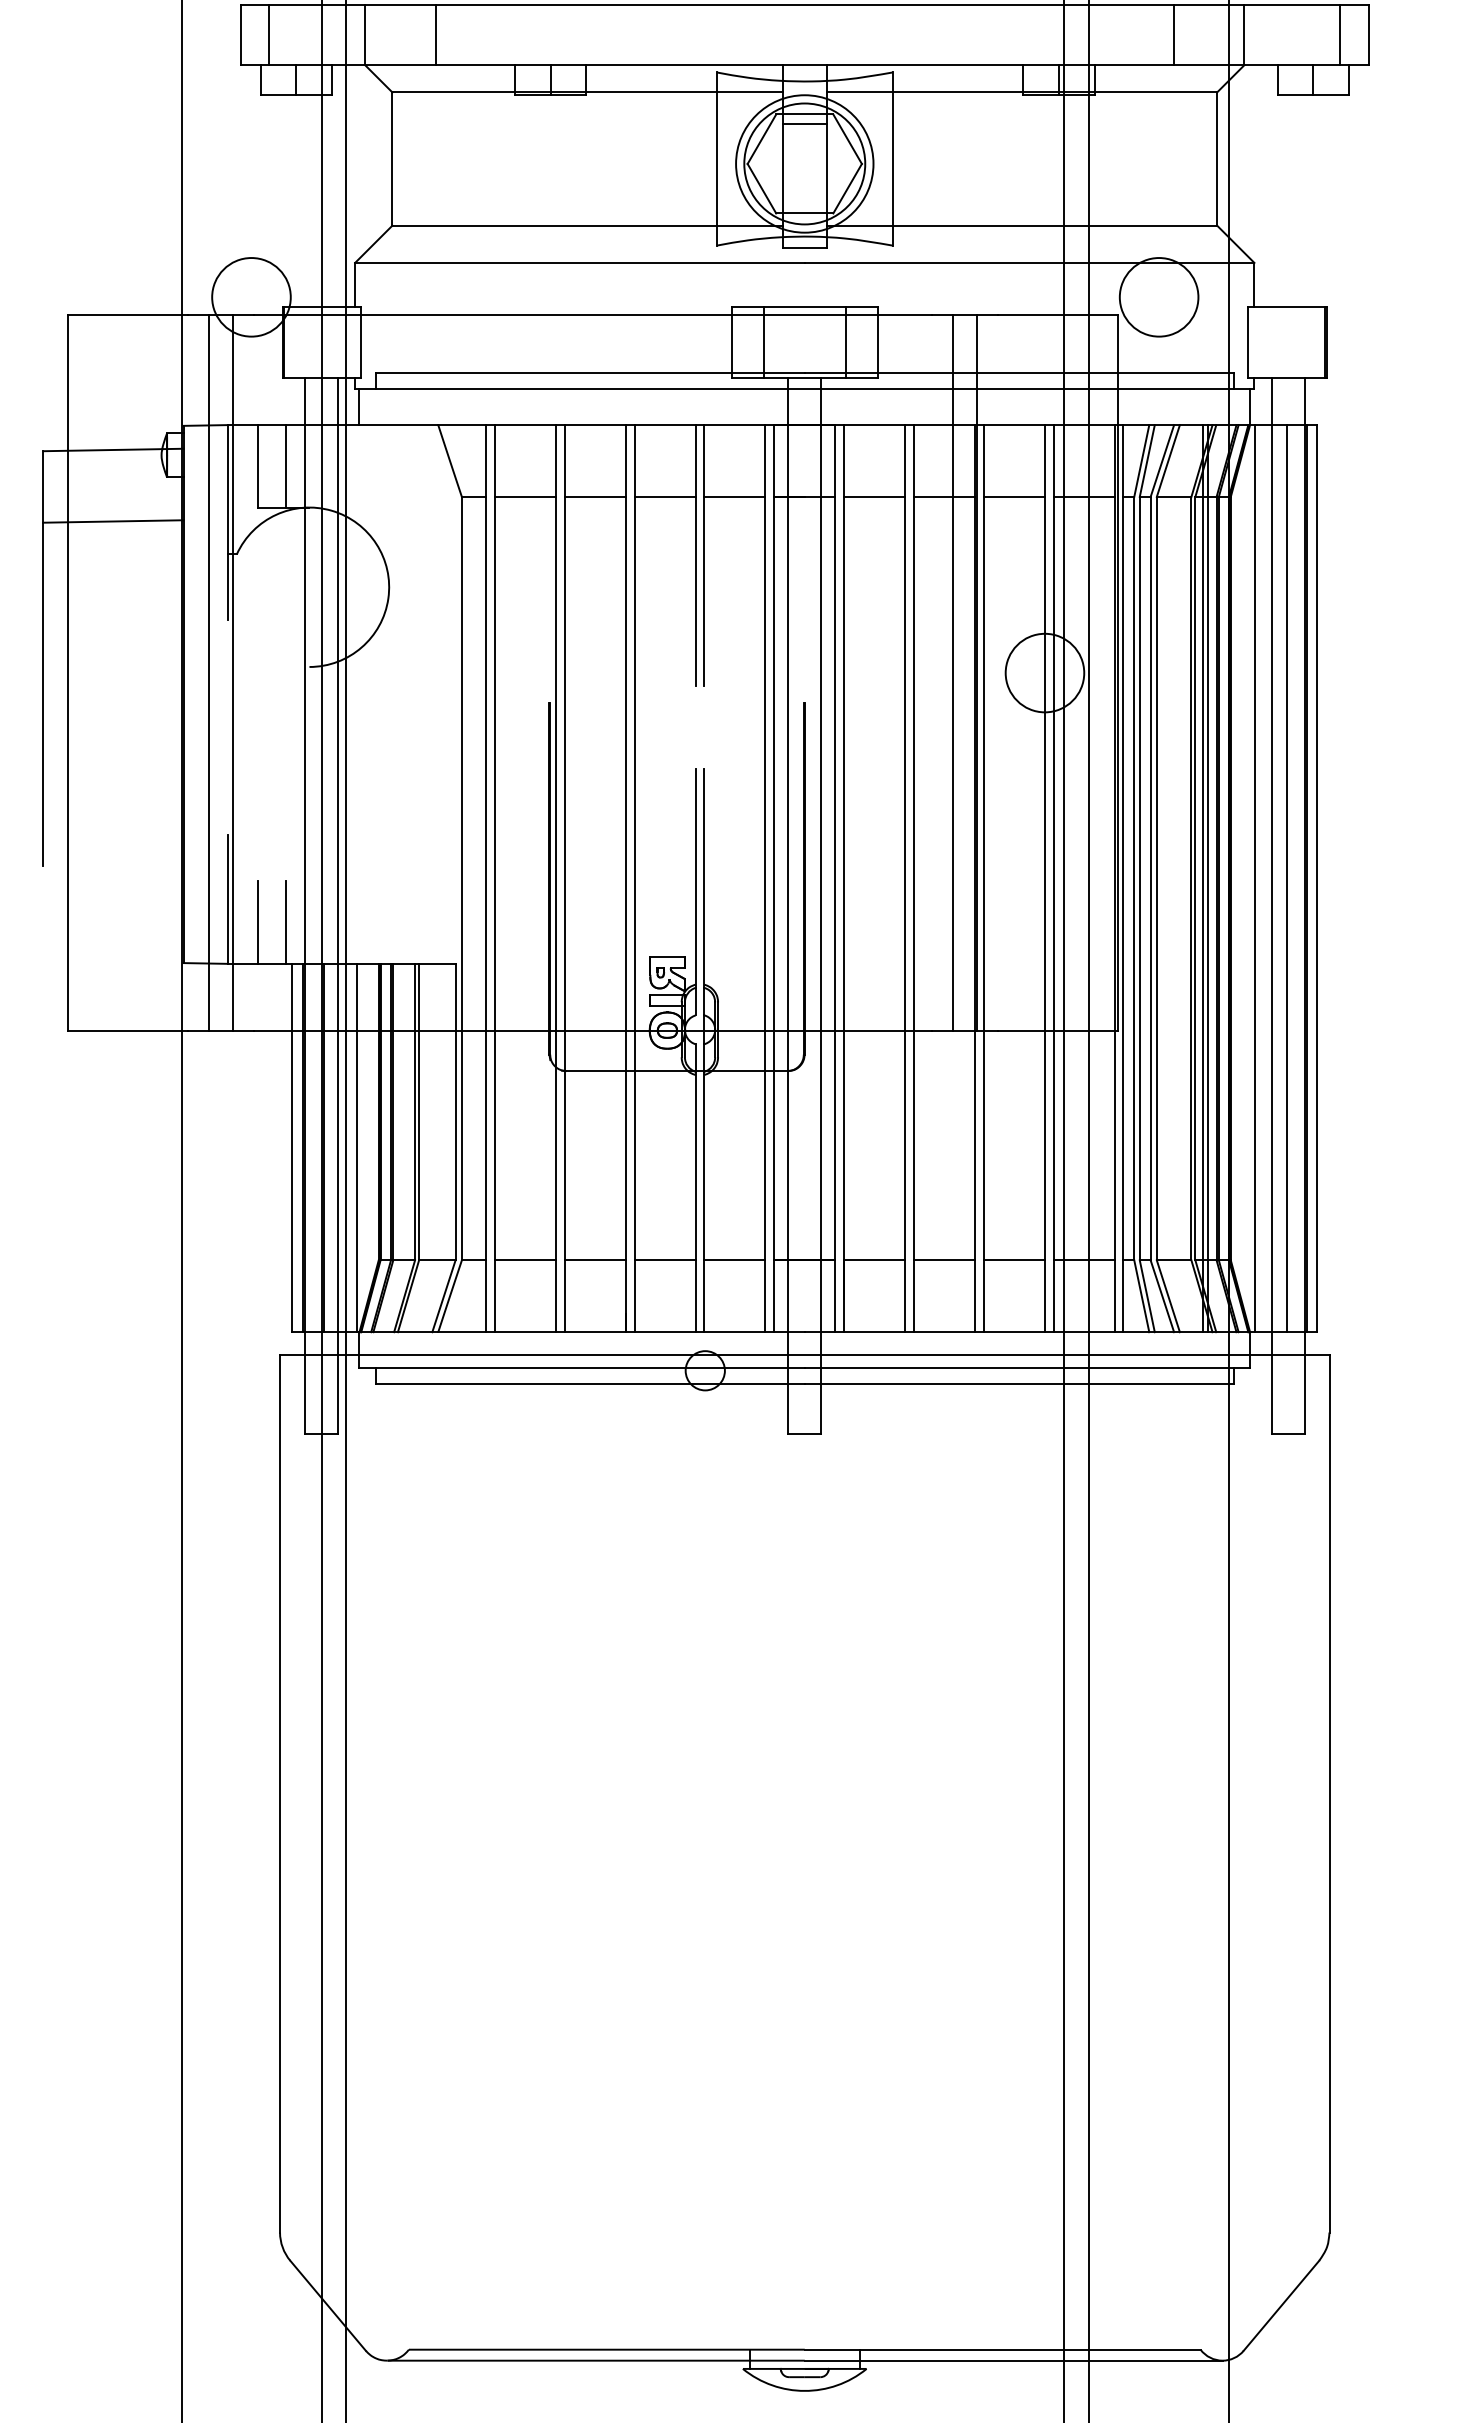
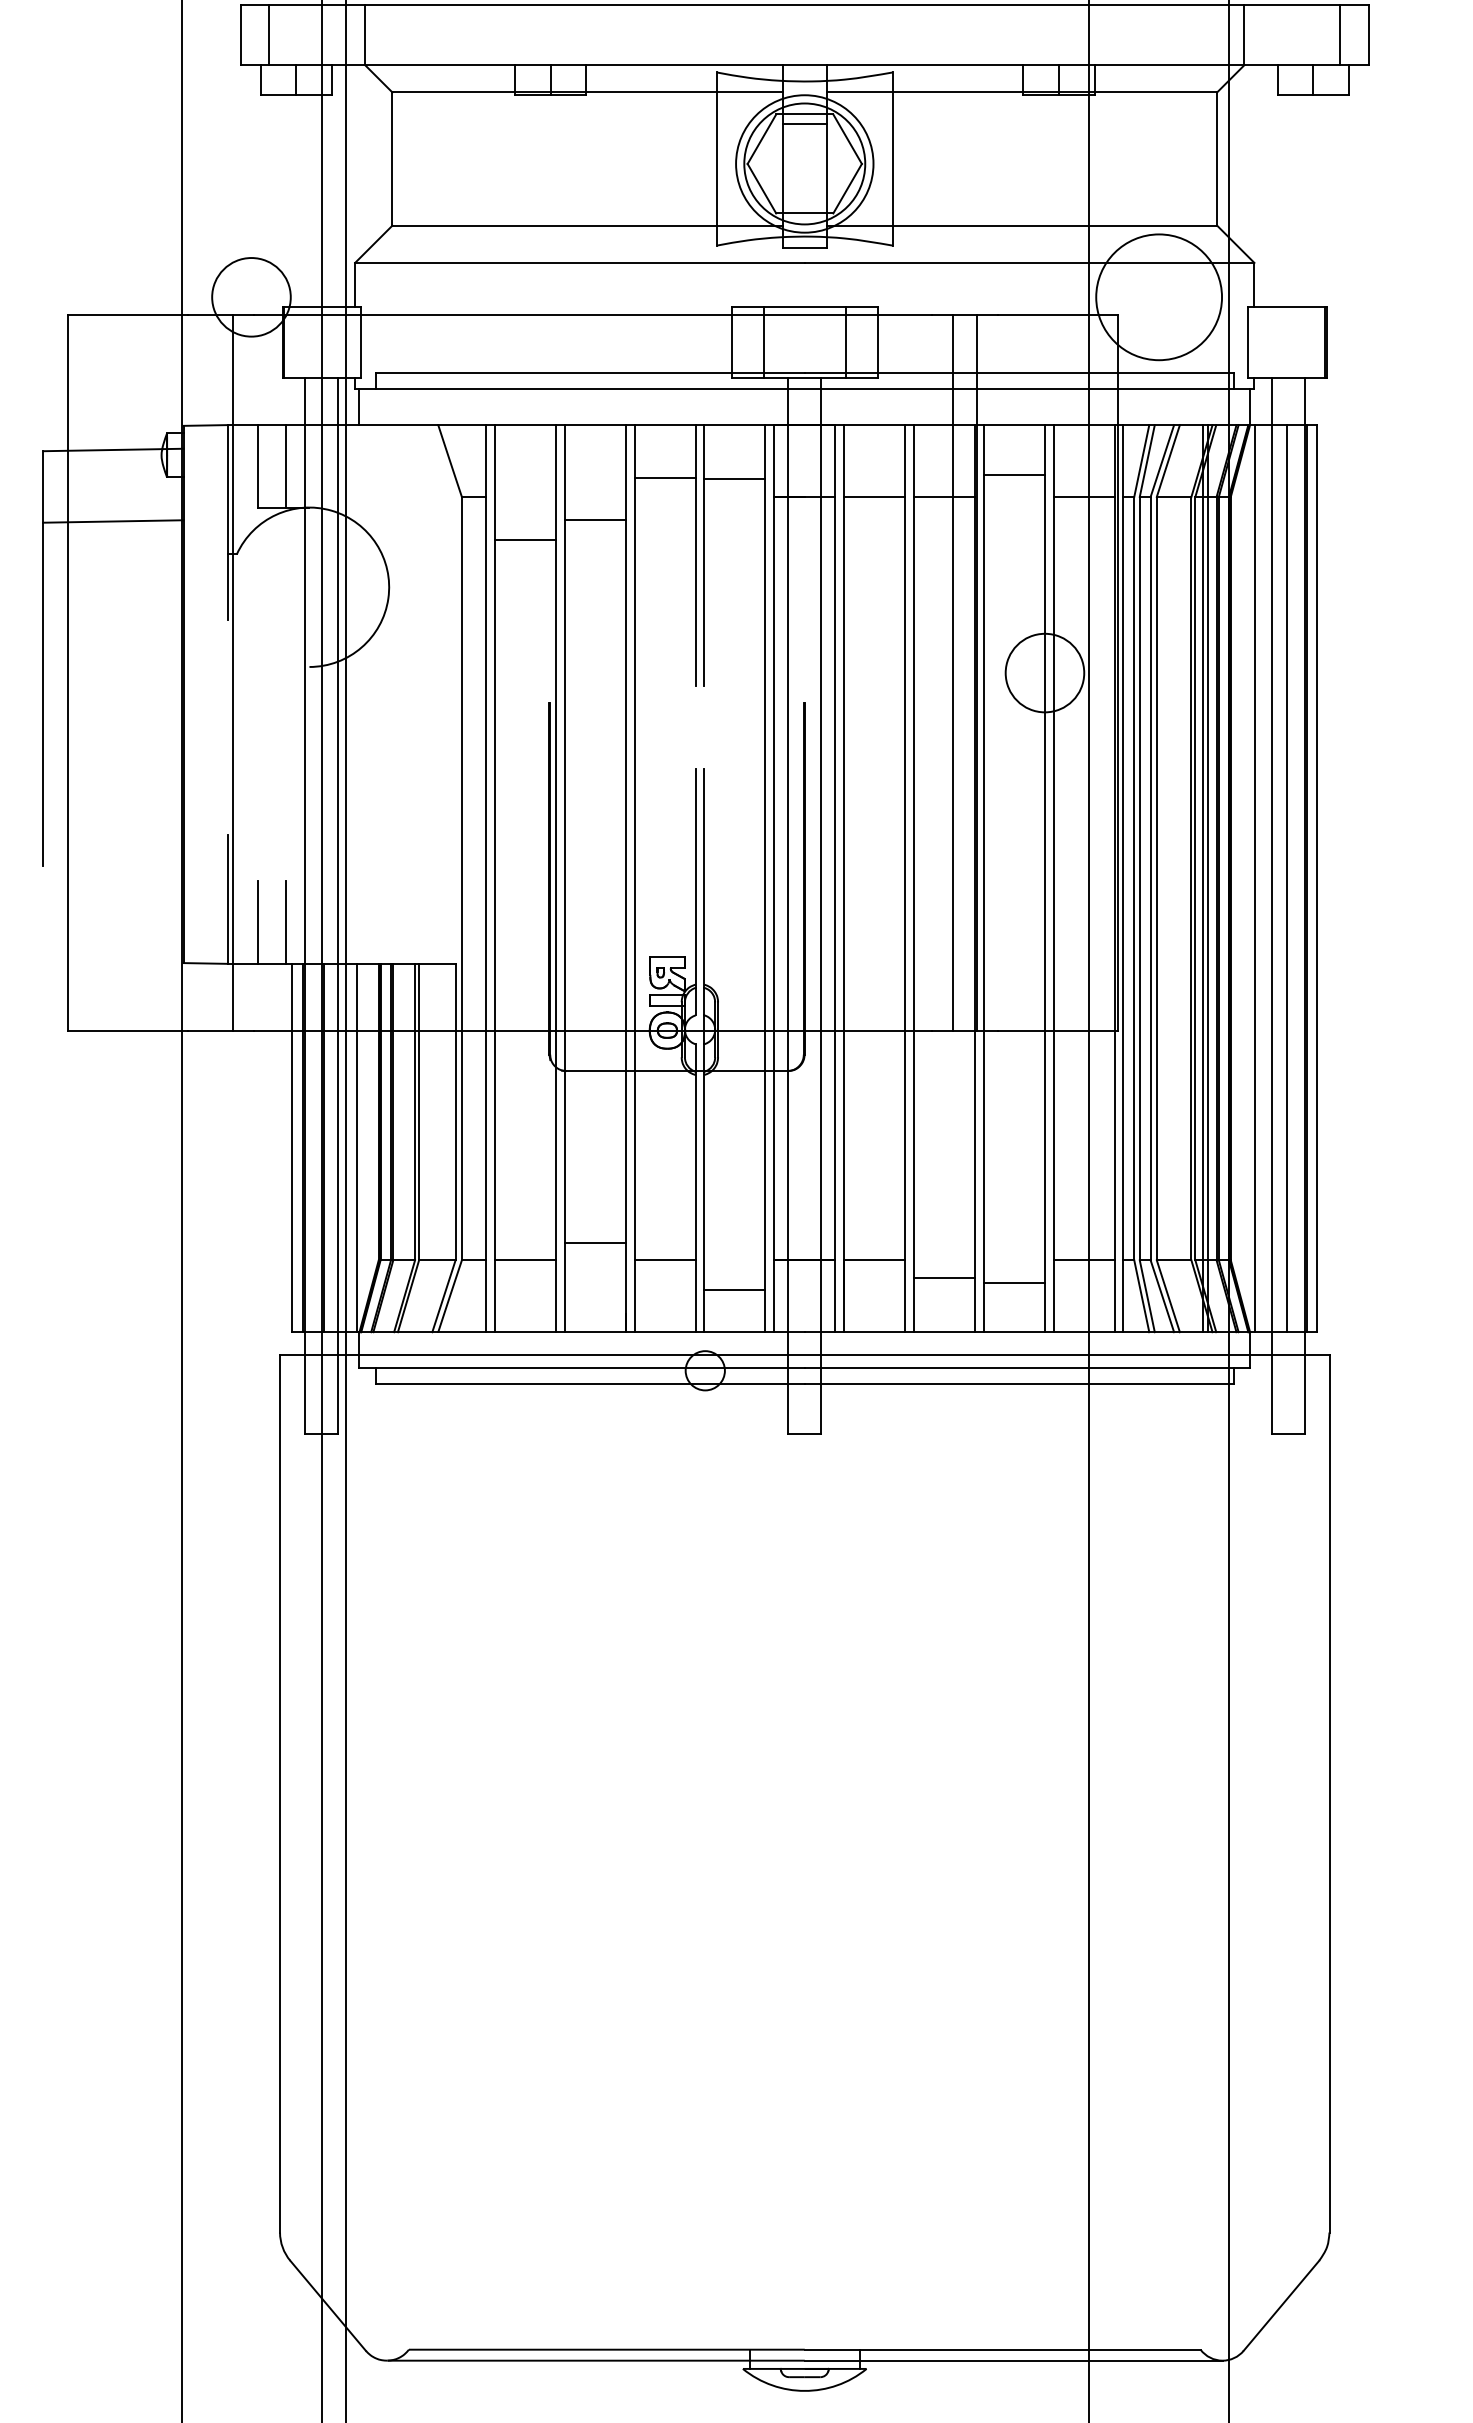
line: present -> none (435, 34)
line: present -> none (1173, 34)
circle diameter: 79 px -> 126 px (1159, 297)
line position: (525, 496) -> (525, 539) (525, 539)
line position: (594, 496) -> (594, 519) (594, 519)
line position: (664, 496) -> (664, 477) (664, 477)
line position: (734, 496) -> (734, 478) (734, 478)
line position: (1013, 496) -> (1013, 474) (1013, 474)
line: present -> none (208, 672)
line: present -> none (1064, 1210)
line position: (594, 1260) -> (594, 1243) (594, 1243)
line position: (734, 1260) -> (734, 1290) (734, 1290)
line position: (943, 1260) -> (943, 1278) (943, 1278)
line position: (1013, 1260) -> (1013, 1283) (1013, 1283)
